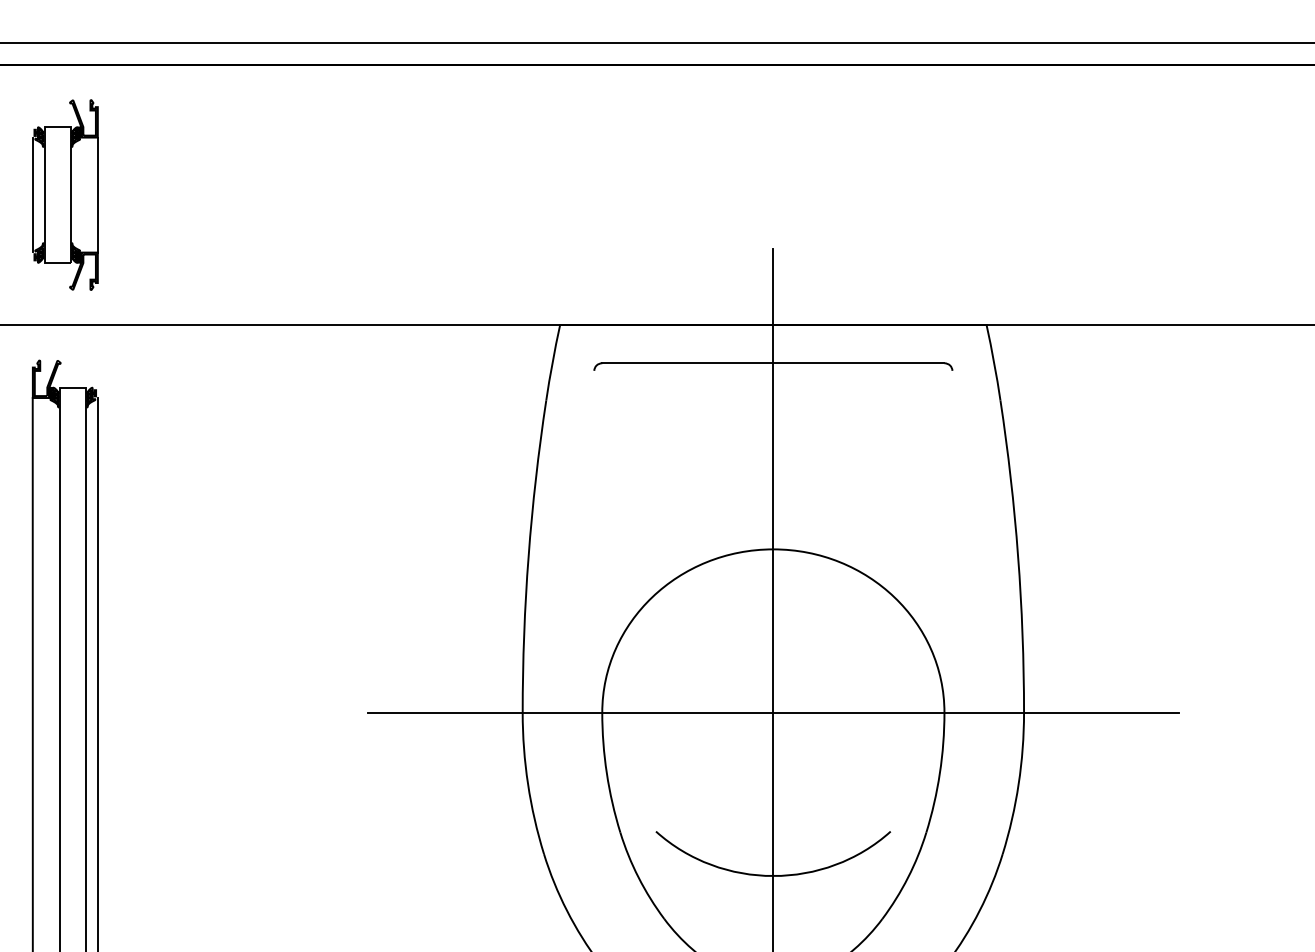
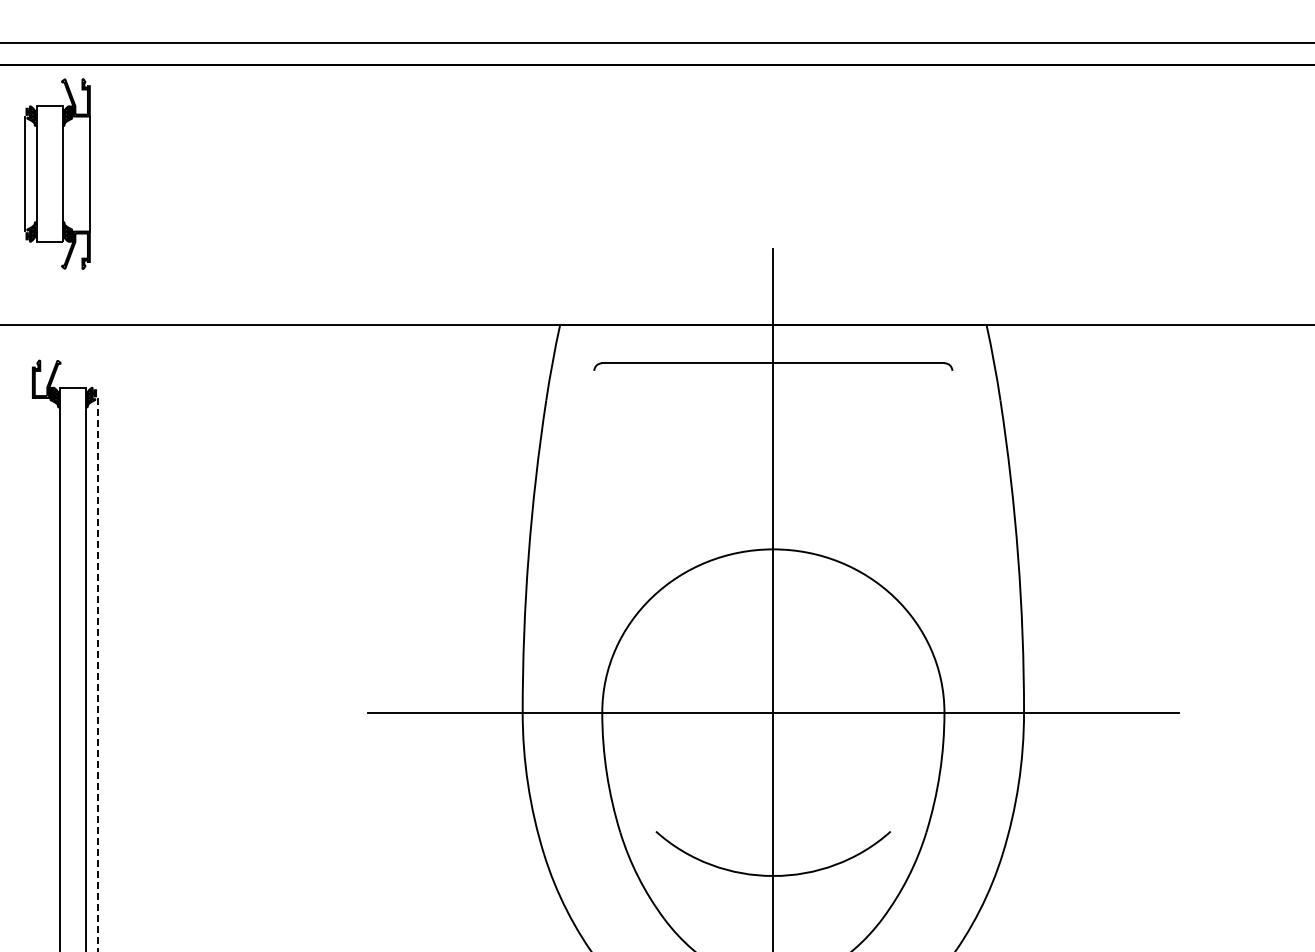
part position: (65, 194) -> (57, 173) (57, 173)
line: present -> none (32, 673)
line: solid -> dashed (97, 675)
